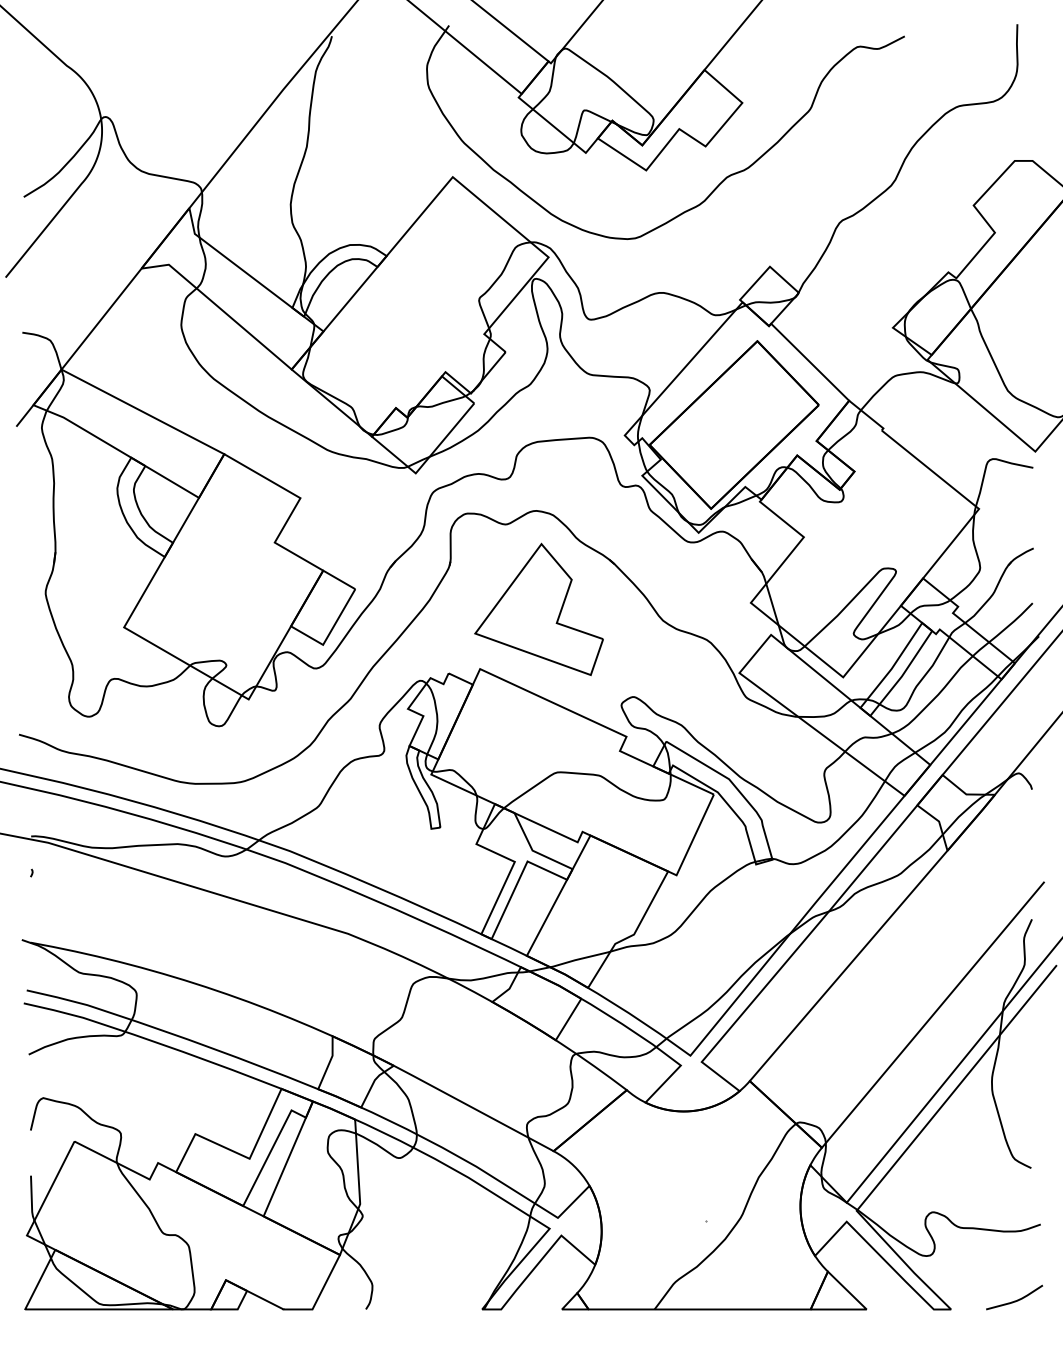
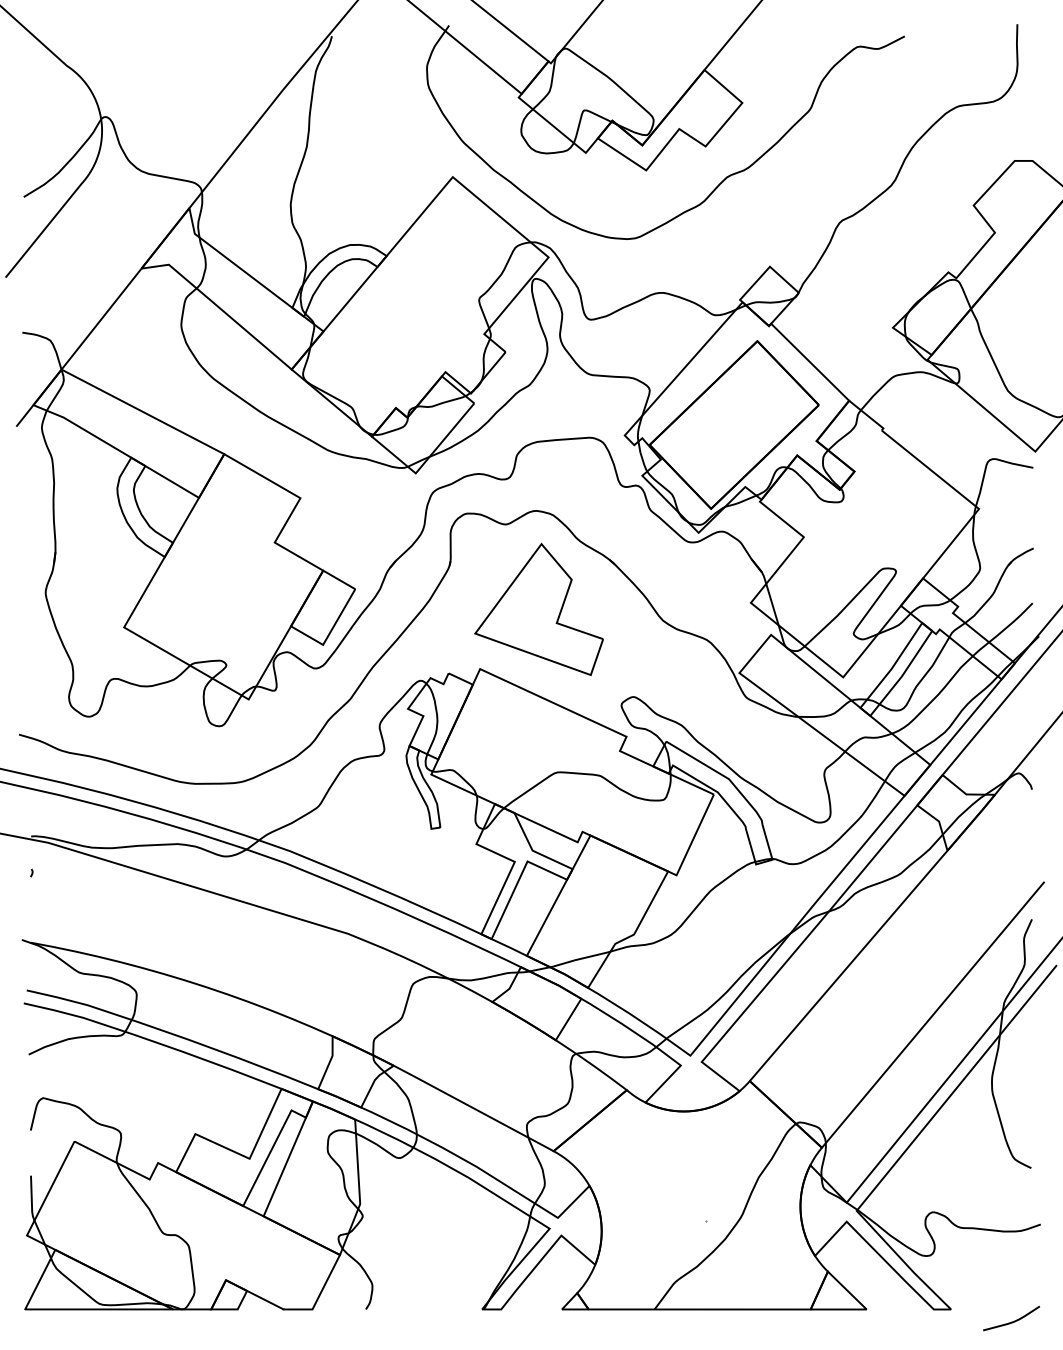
curve position: (1014, 1300) -> (1011, 1321) (1011, 1321)
